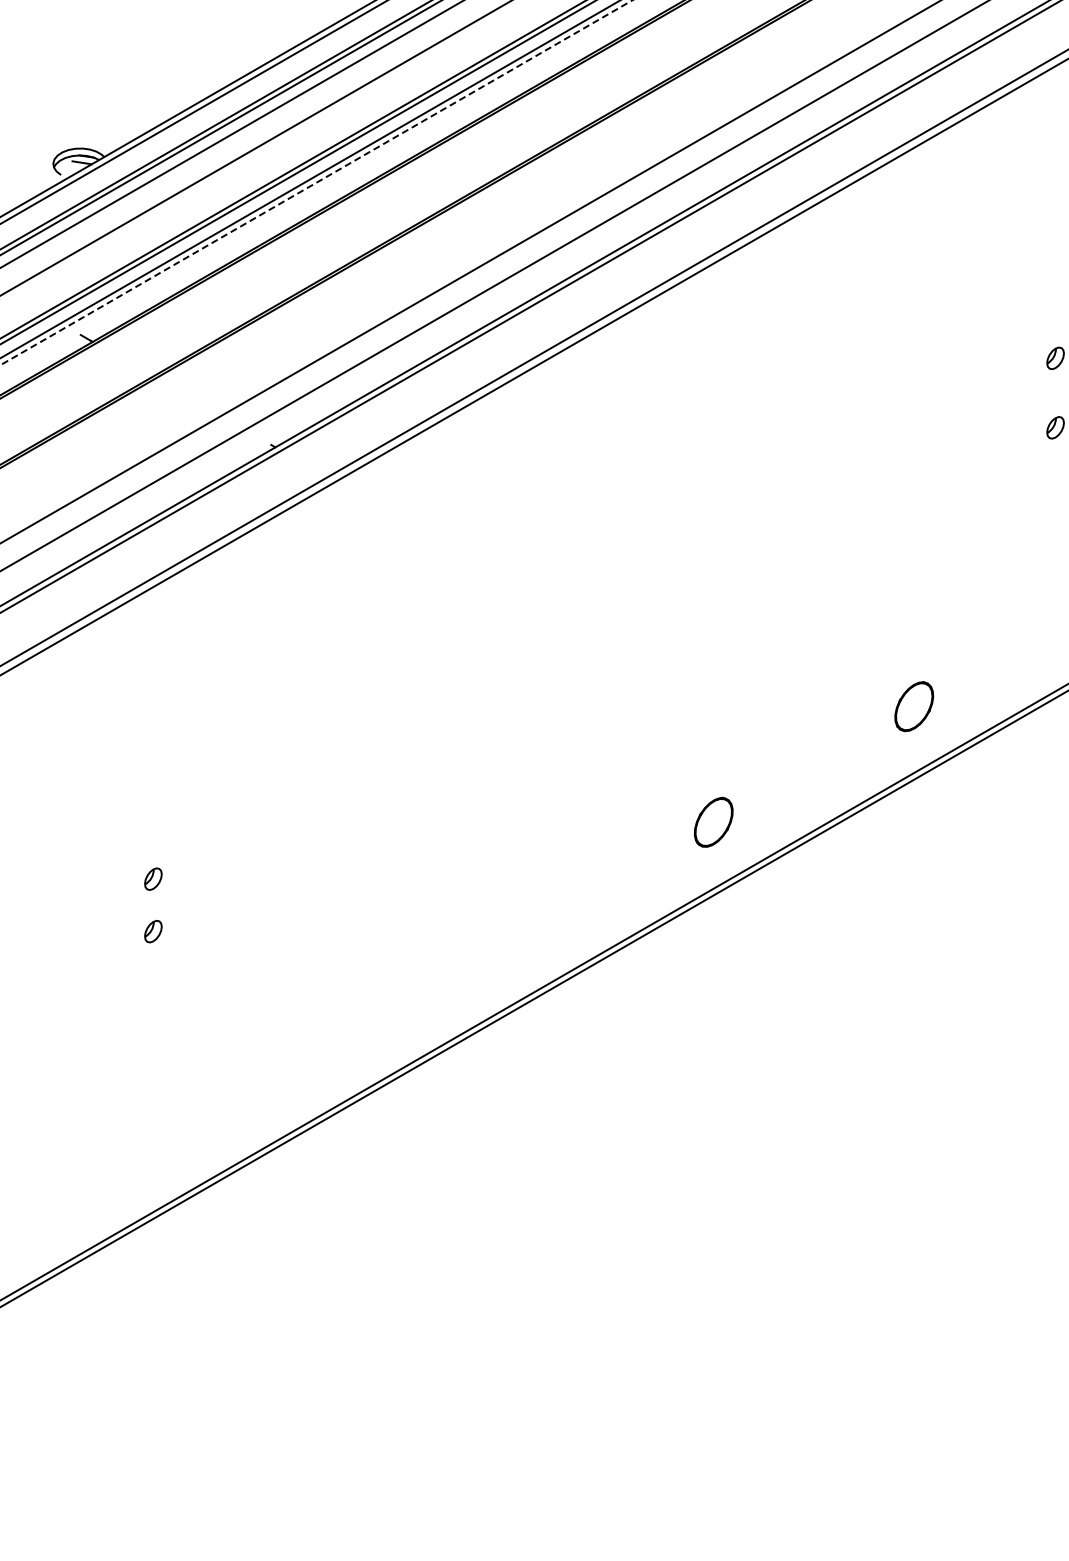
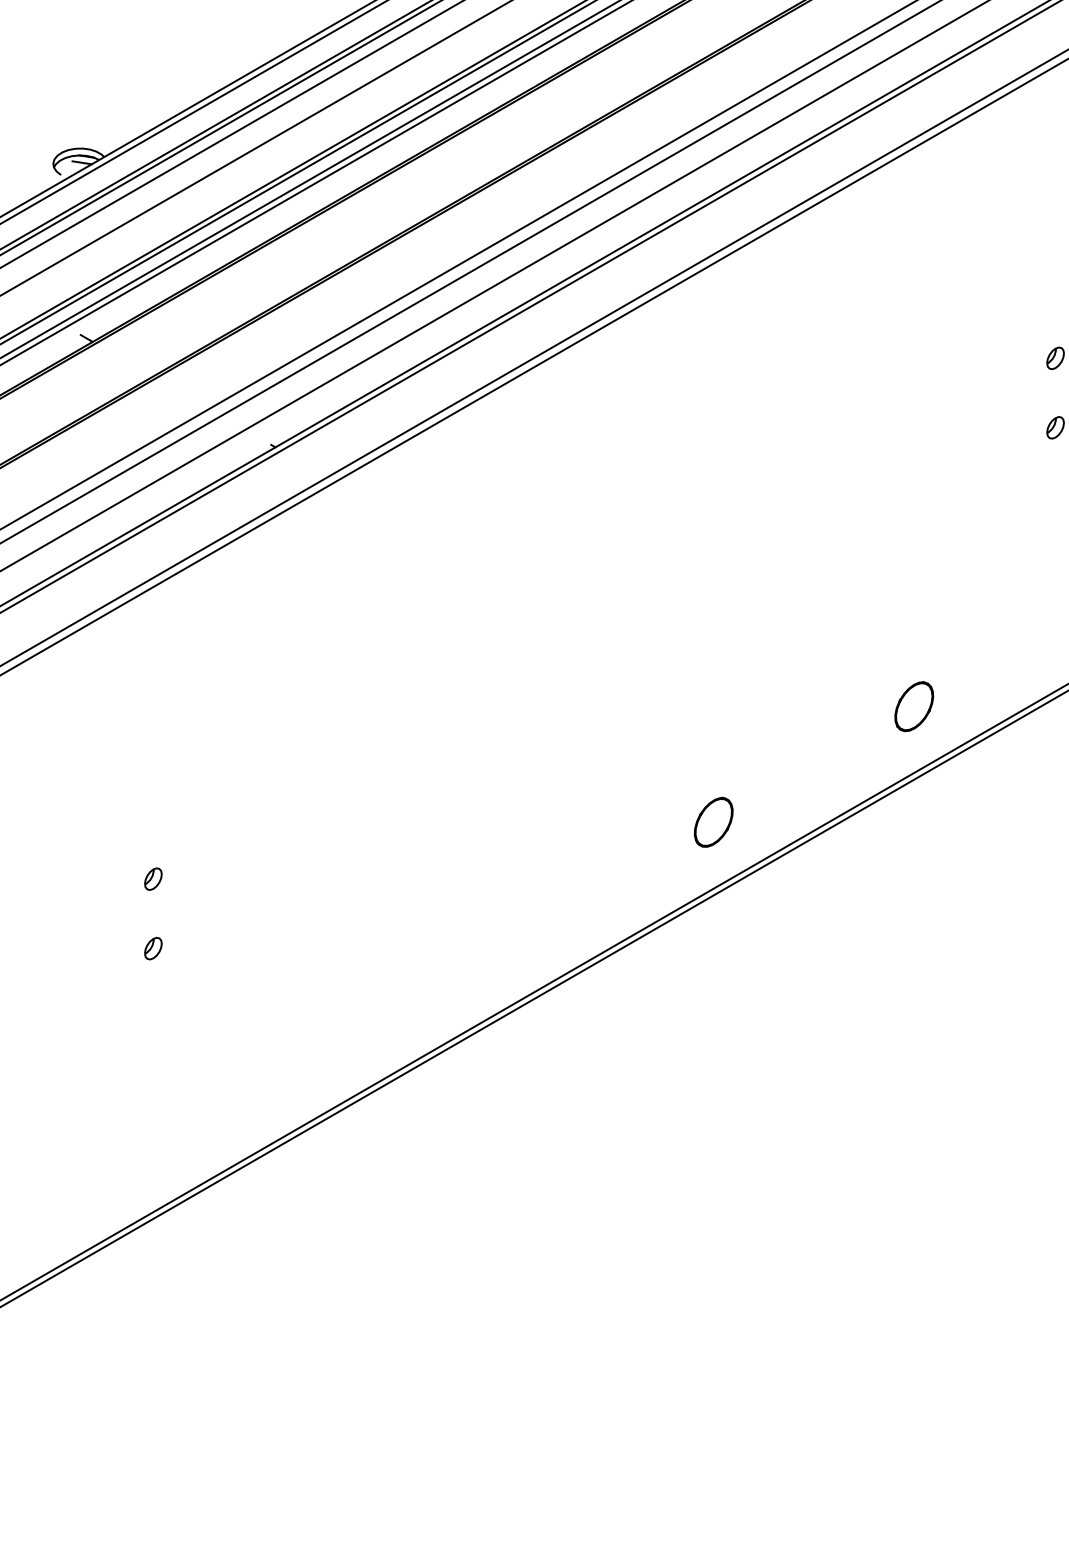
line: dashed -> solid (316, 182)
line: none -> present (458, 265)
part position: (153, 931) -> (153, 948) (153, 948)
